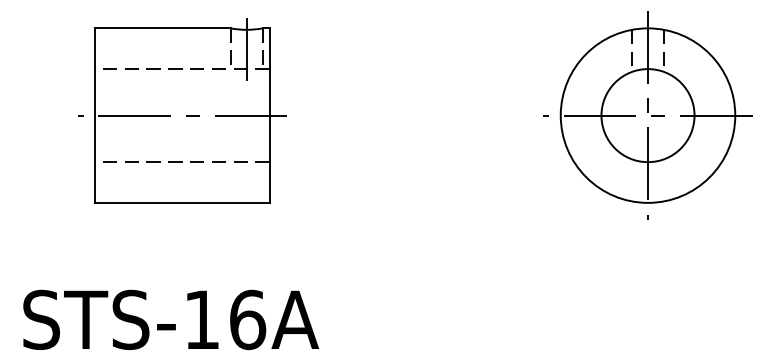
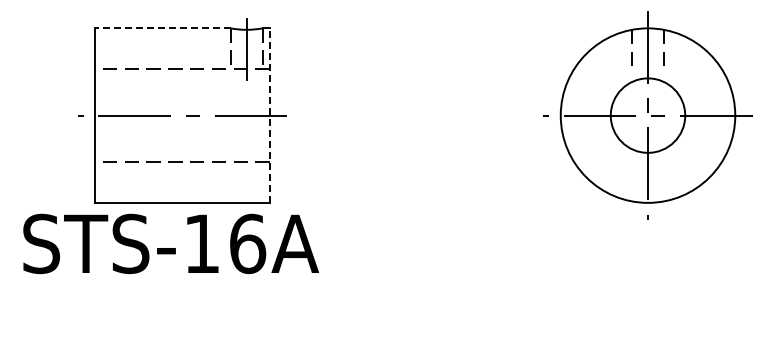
line: solid -> dashed (163, 28)
line: solid -> dashed (269, 115)
circle diameter: 93 px -> 74 px (647, 115)
text position: (171, 319) -> (171, 243) (171, 243)
